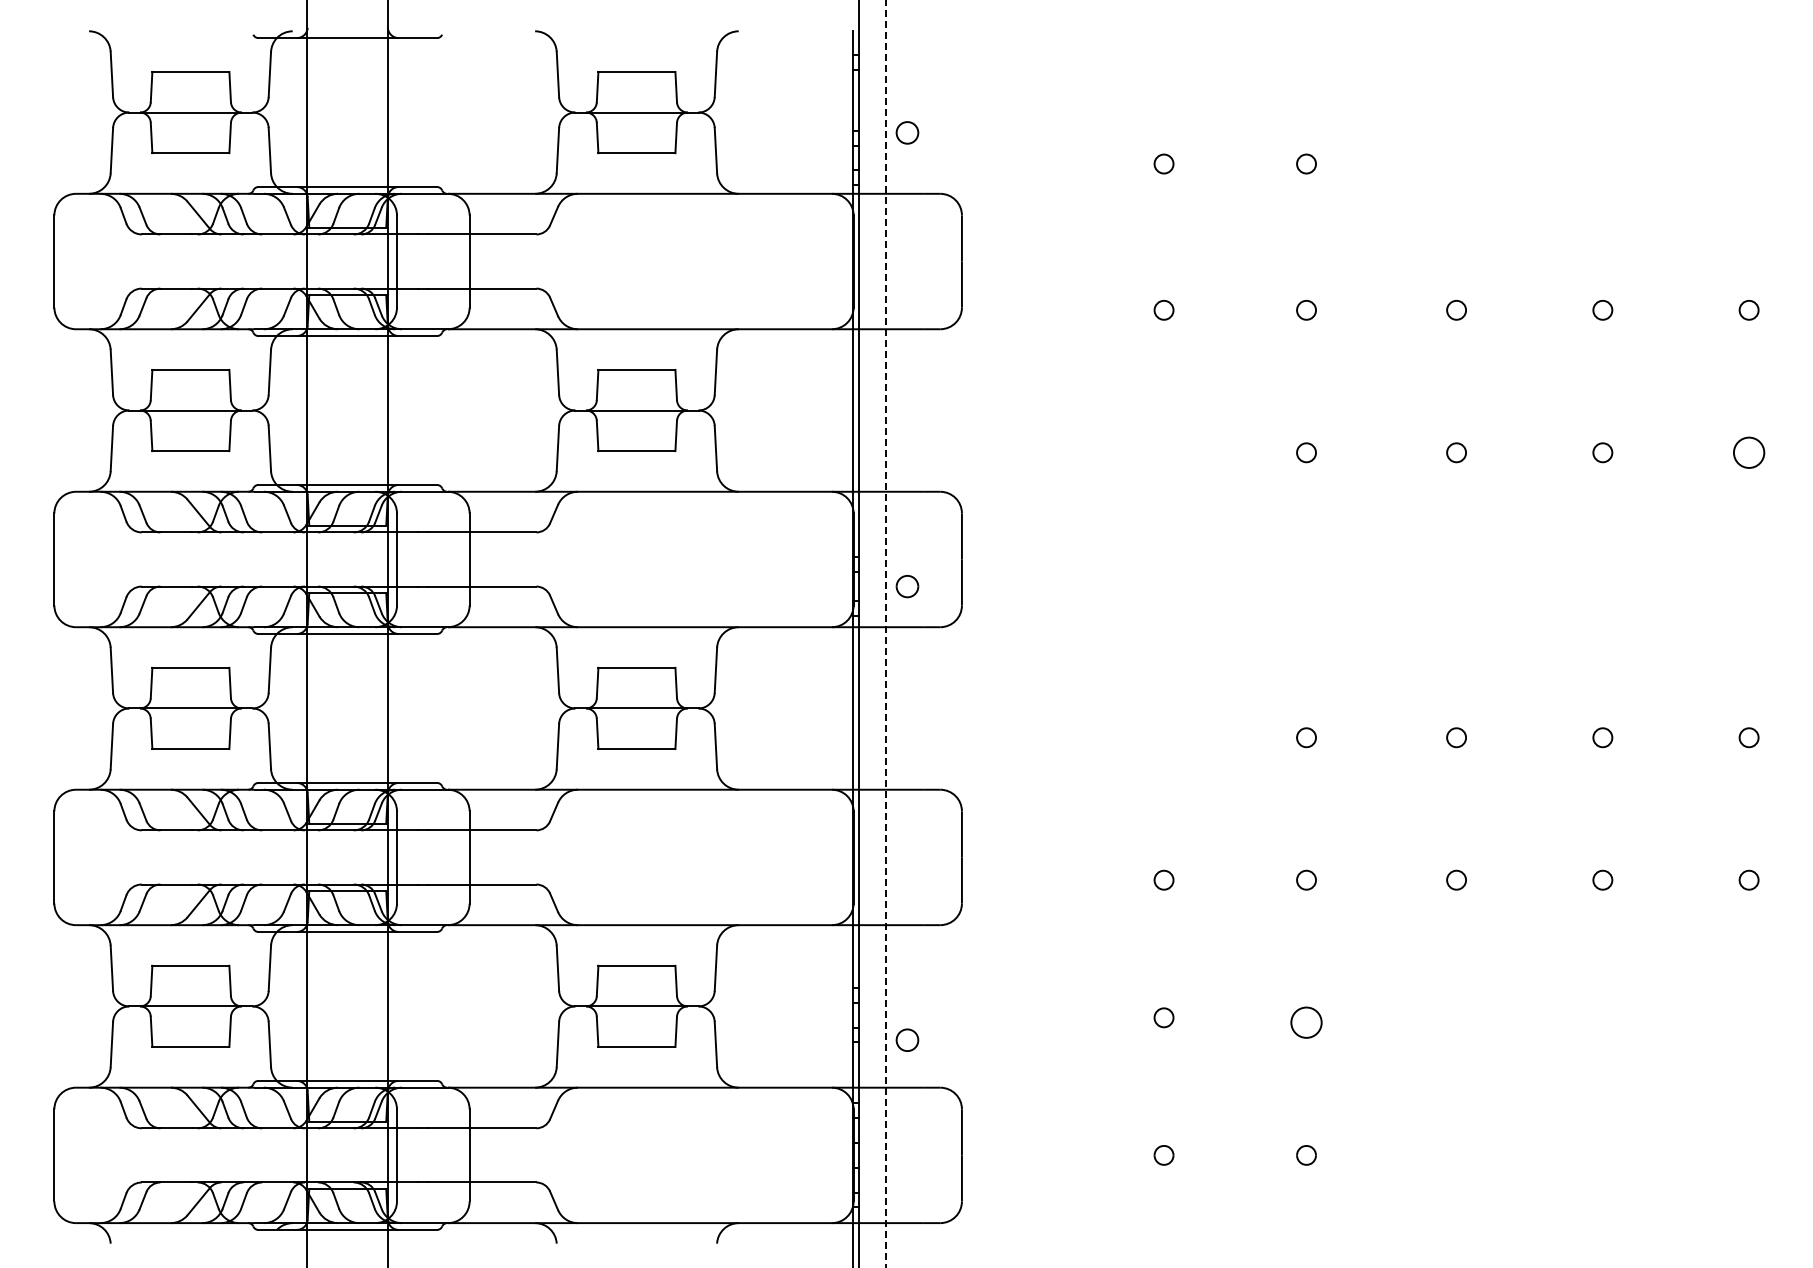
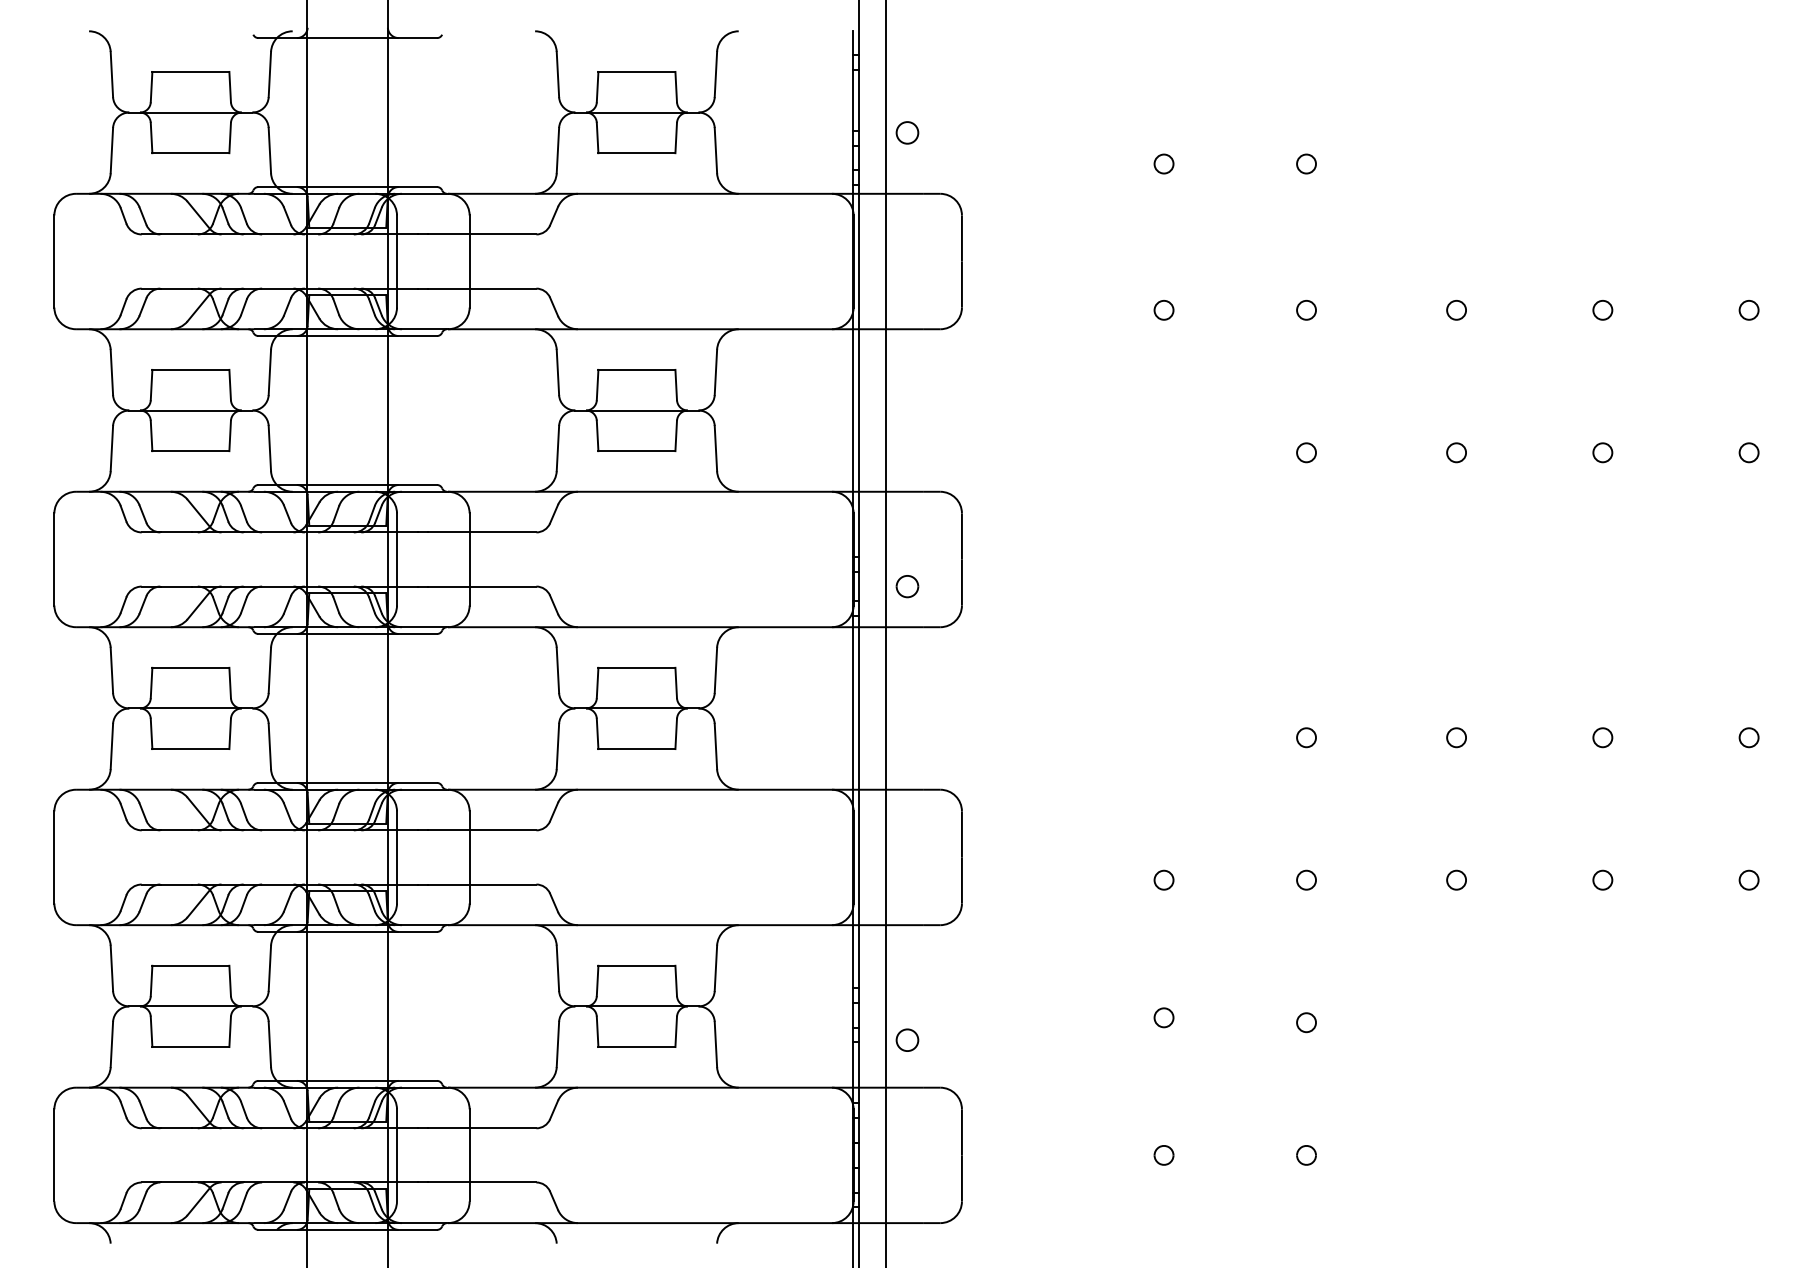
circle diameter: 30 px -> 19 px (1748, 452)
line: dashed -> solid (885, 634)
circle diameter: 30 px -> 19 px (1306, 1022)
